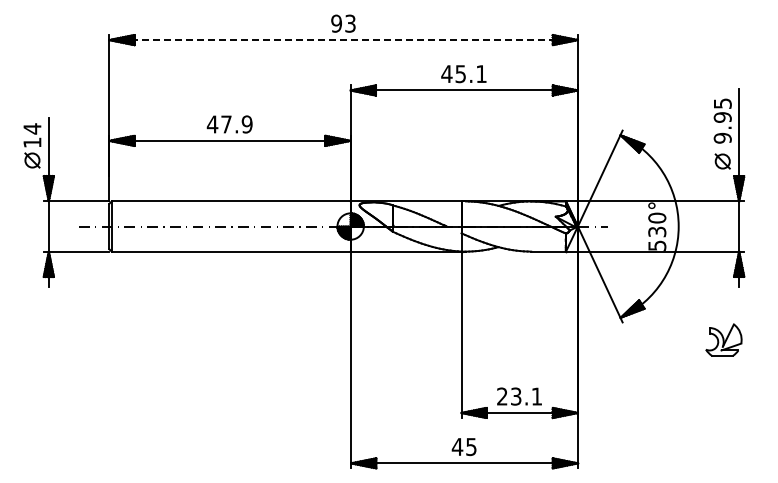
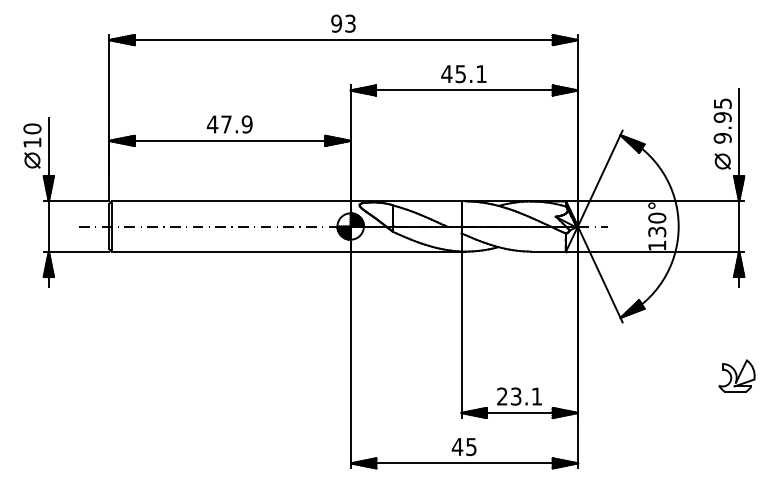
line: dashed -> solid (344, 40)
text: 14 -> 10 (32, 128)
text: 530° -> 130° (657, 245)
part position: (723, 339) -> (736, 375) (736, 375)
